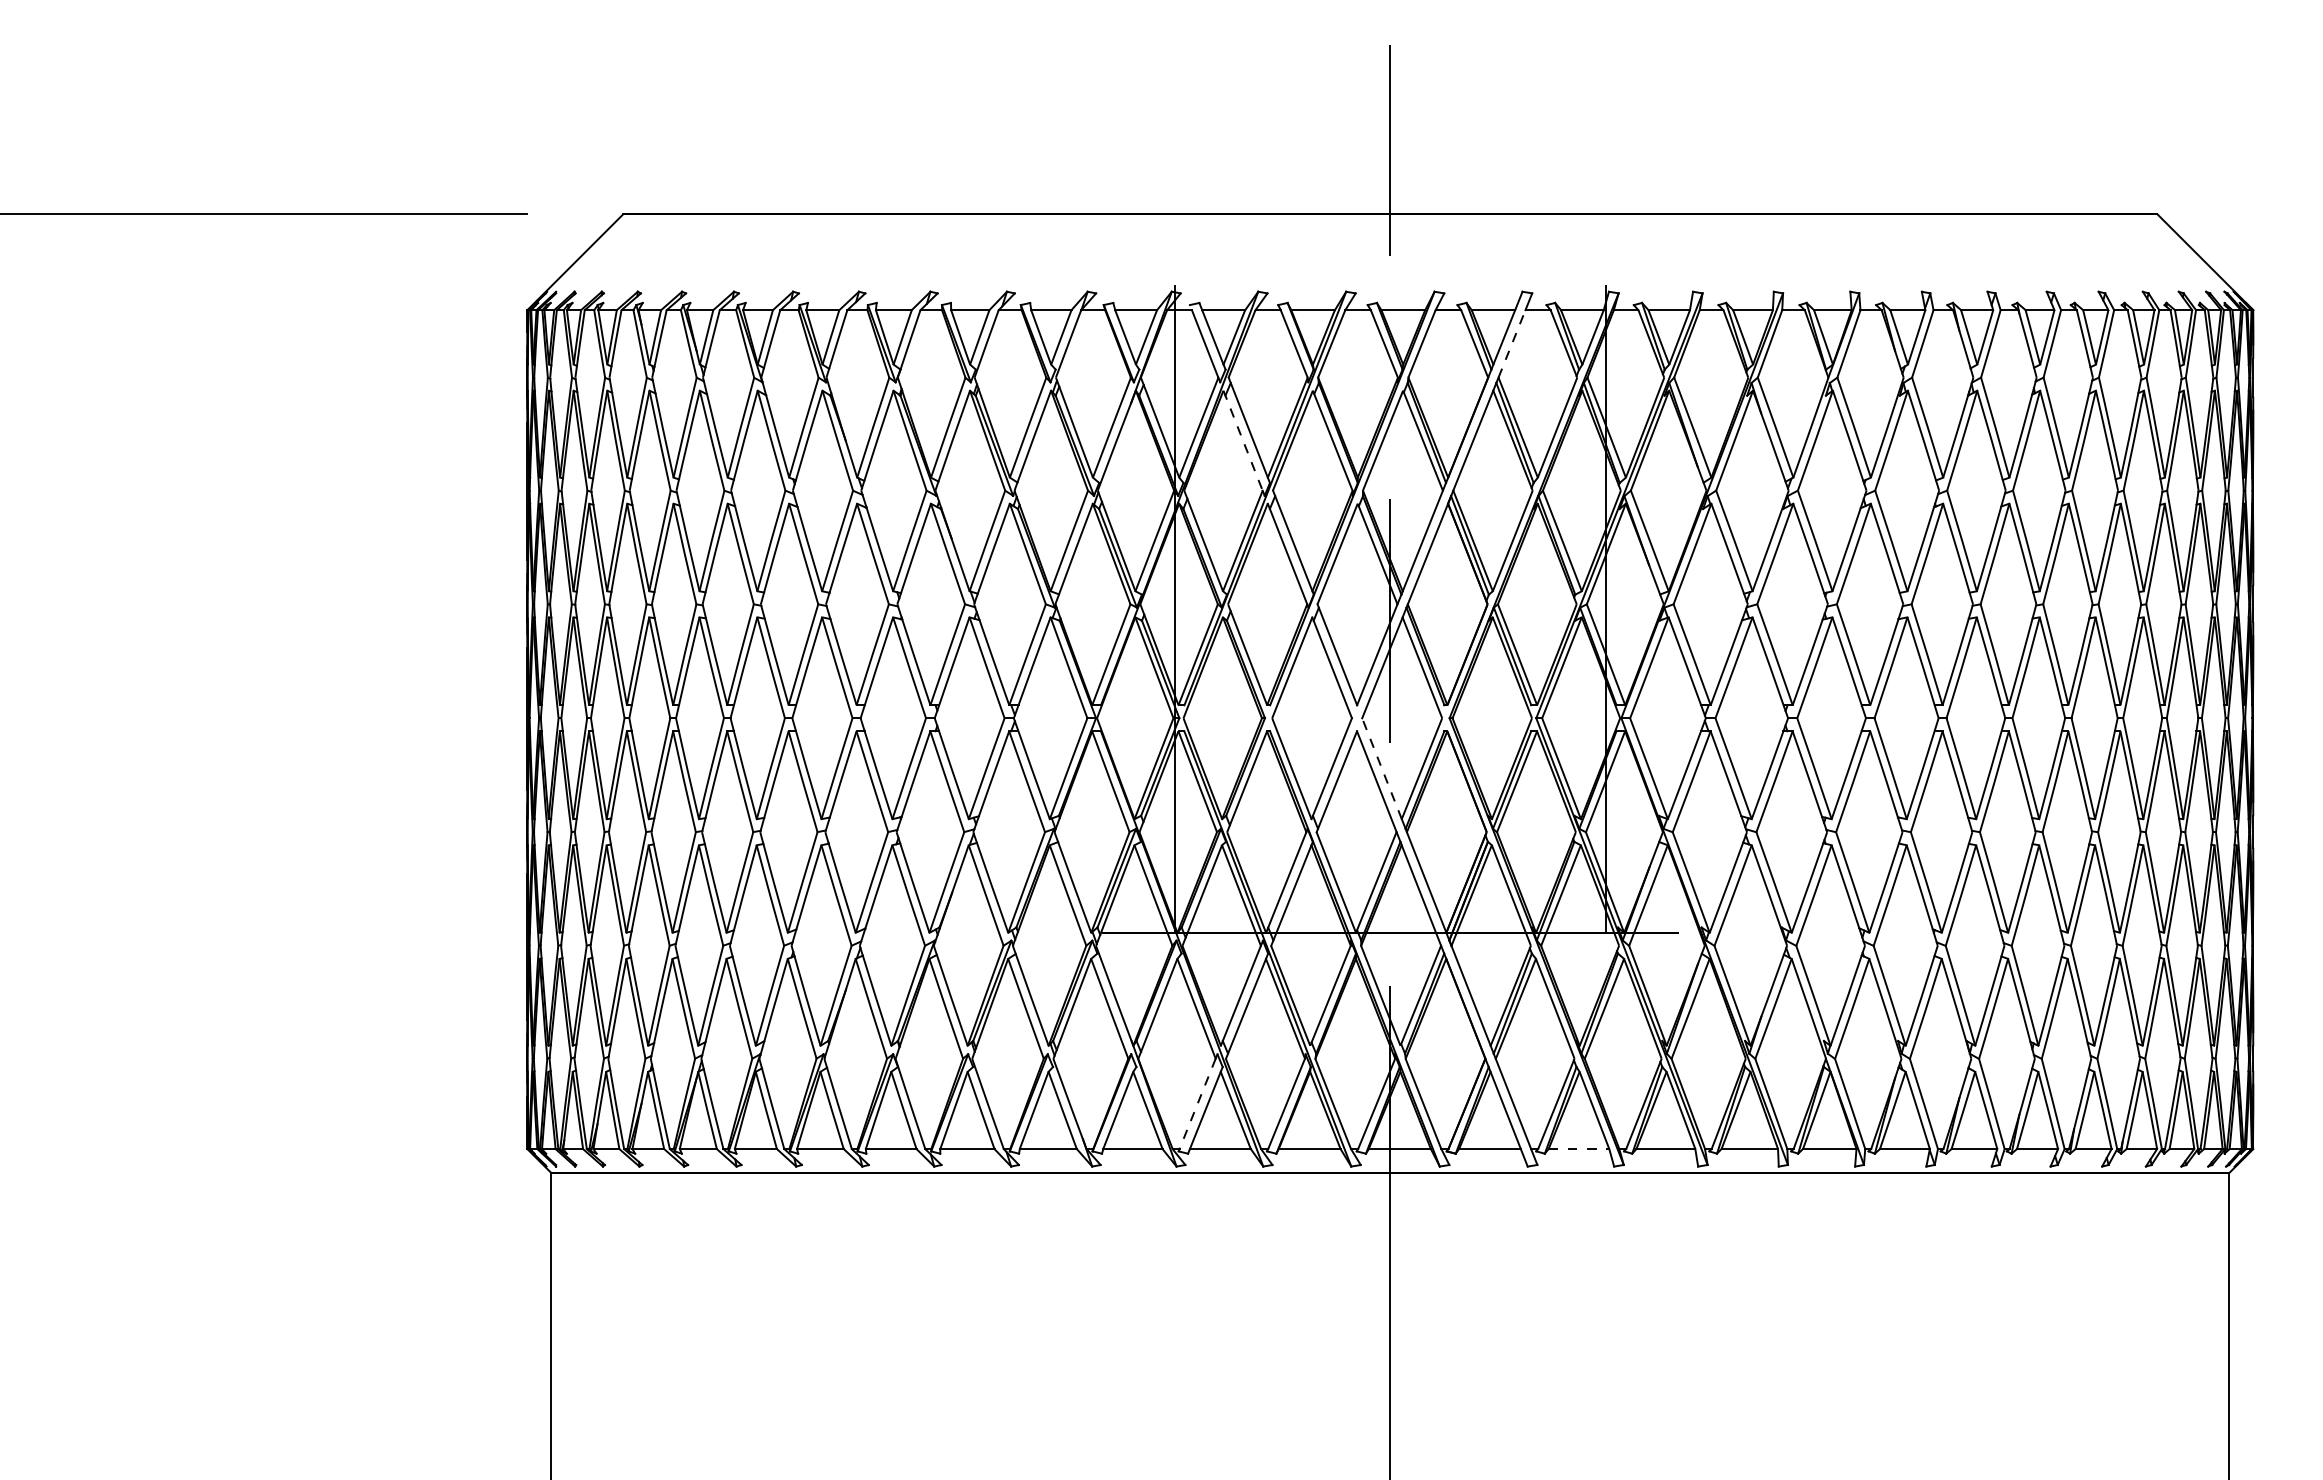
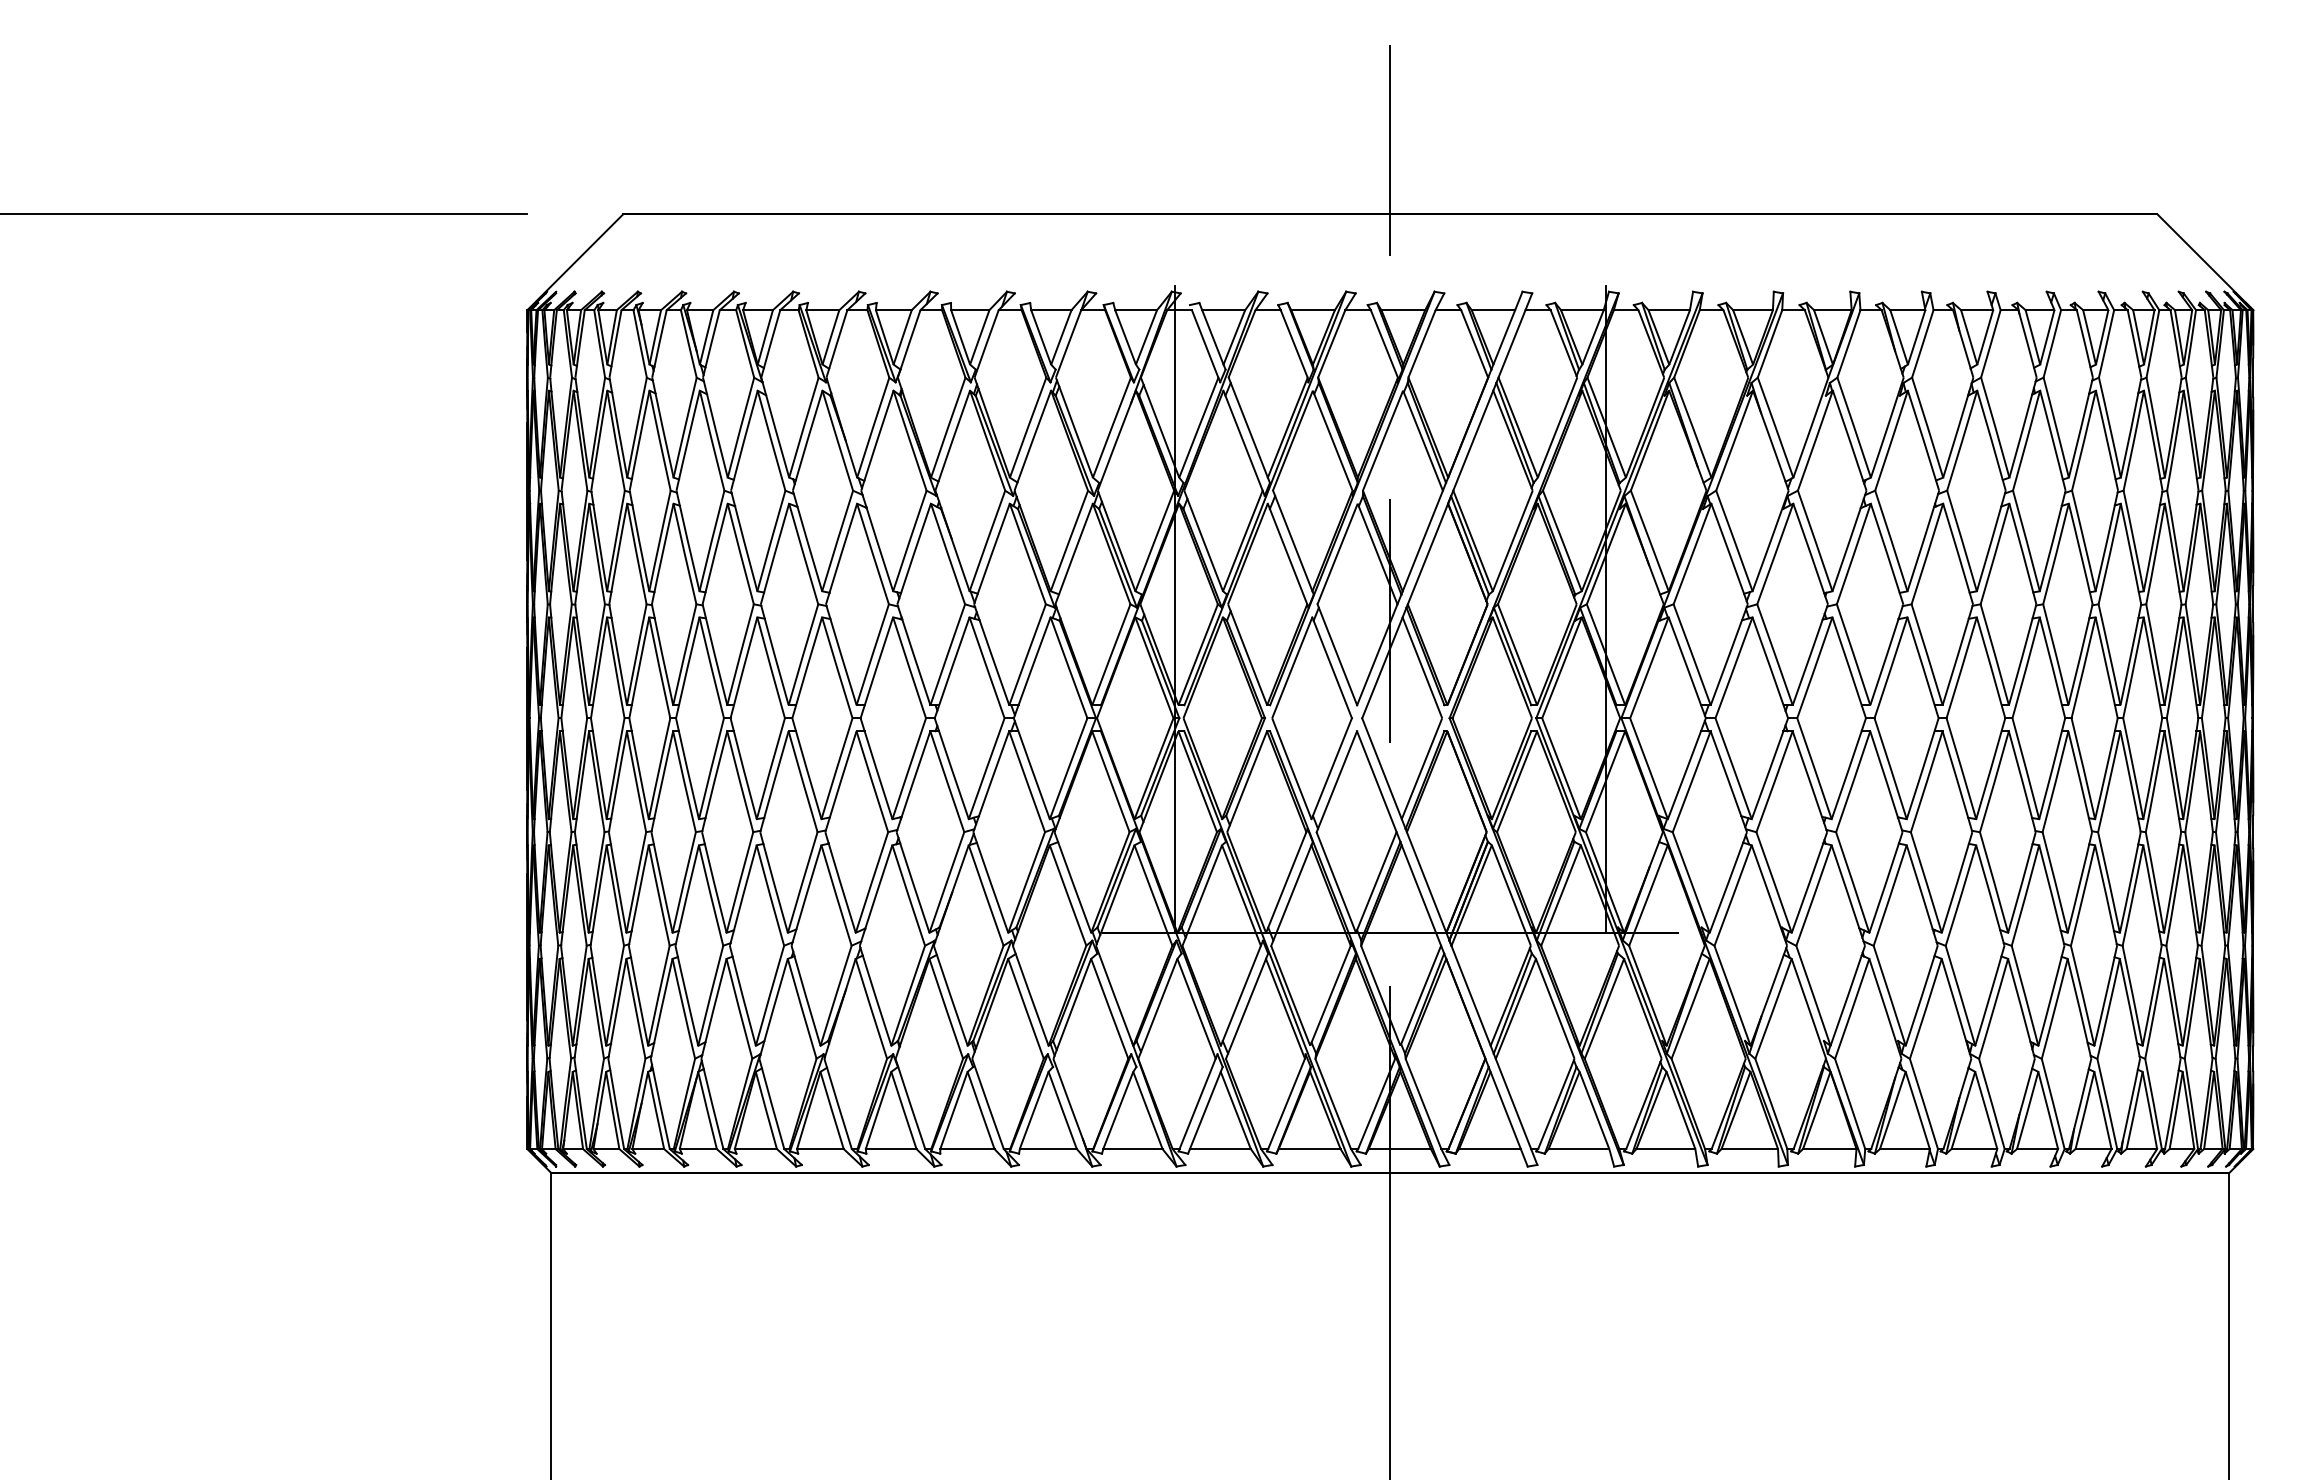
line: dashed -> solid (1512, 343)
line: dashed -> solid (1243, 440)
line: dashed -> solid (1381, 768)
line: dashed -> solid (1197, 1103)
line: dashed -> solid (1579, 1149)
